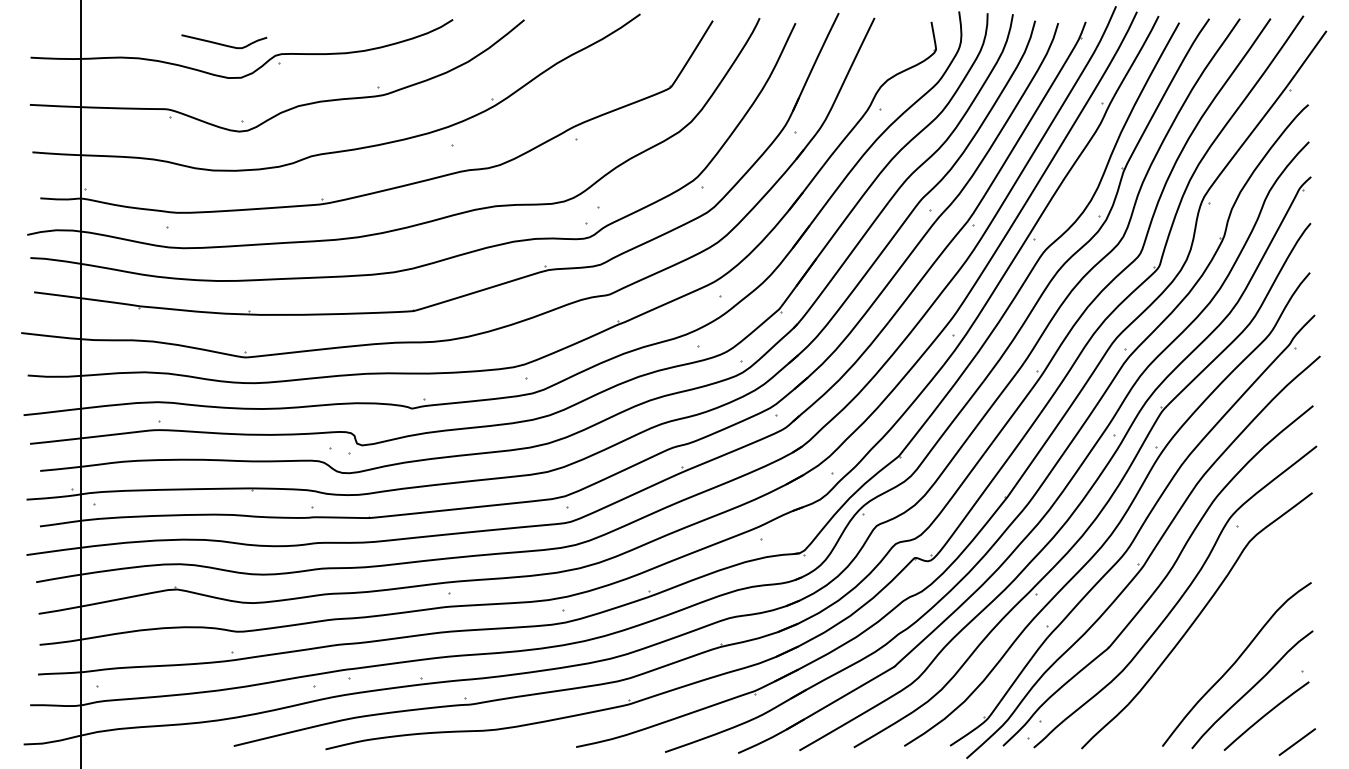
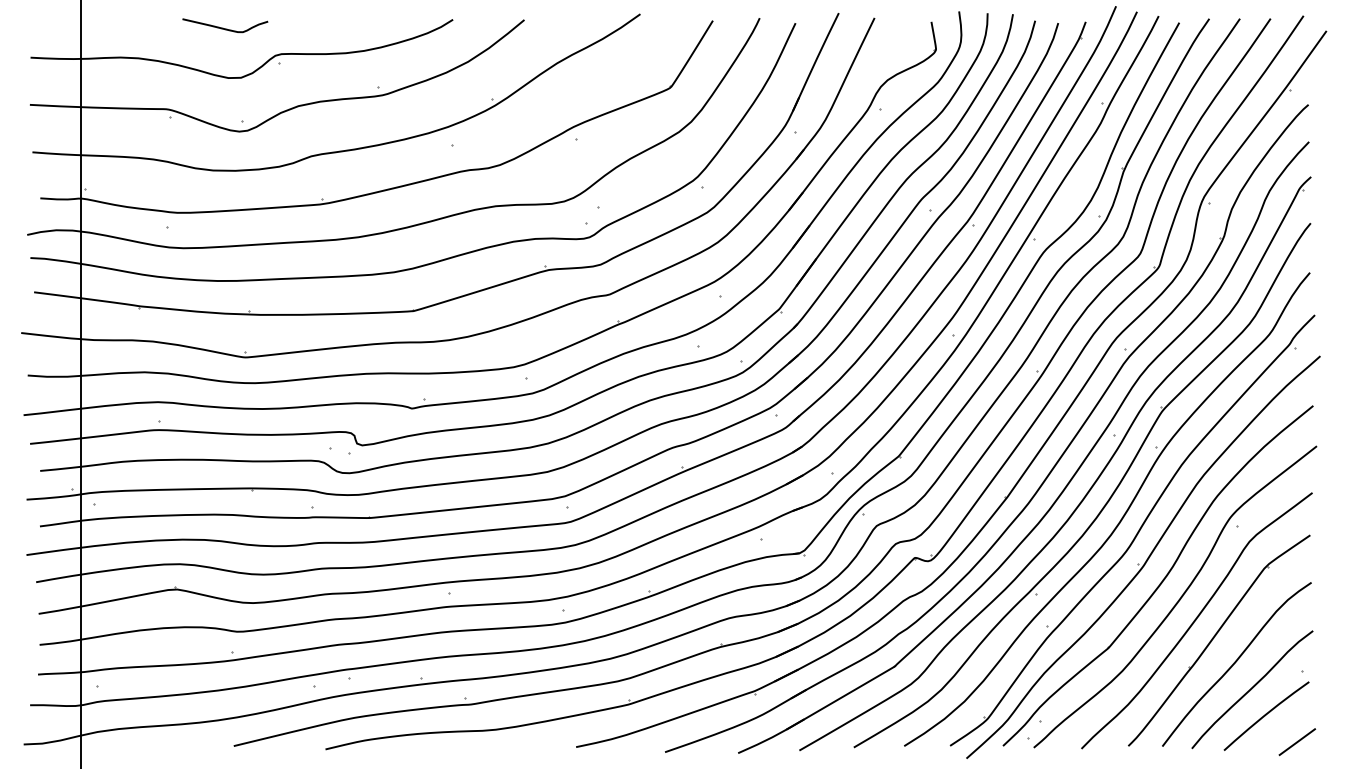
curve position: (222, 43) -> (223, 27) (223, 27)
part: none -> present (1219, 640)
